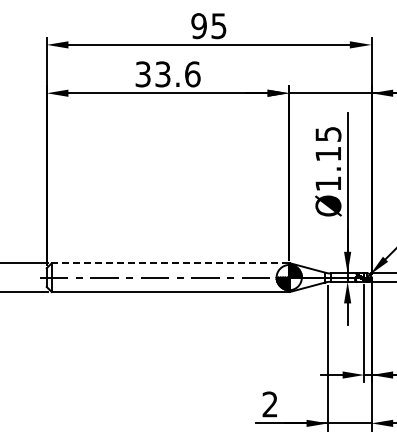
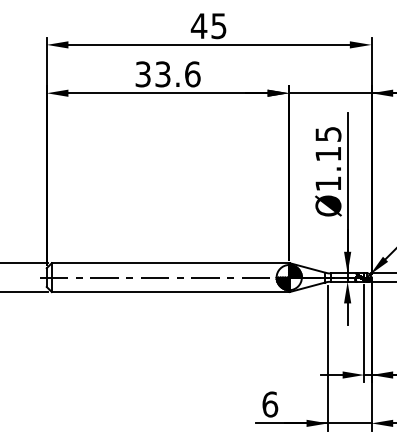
text: 95 -> 45 (198, 26)
line: dashed -> solid (170, 263)
text: 2 -> 6 (270, 404)
